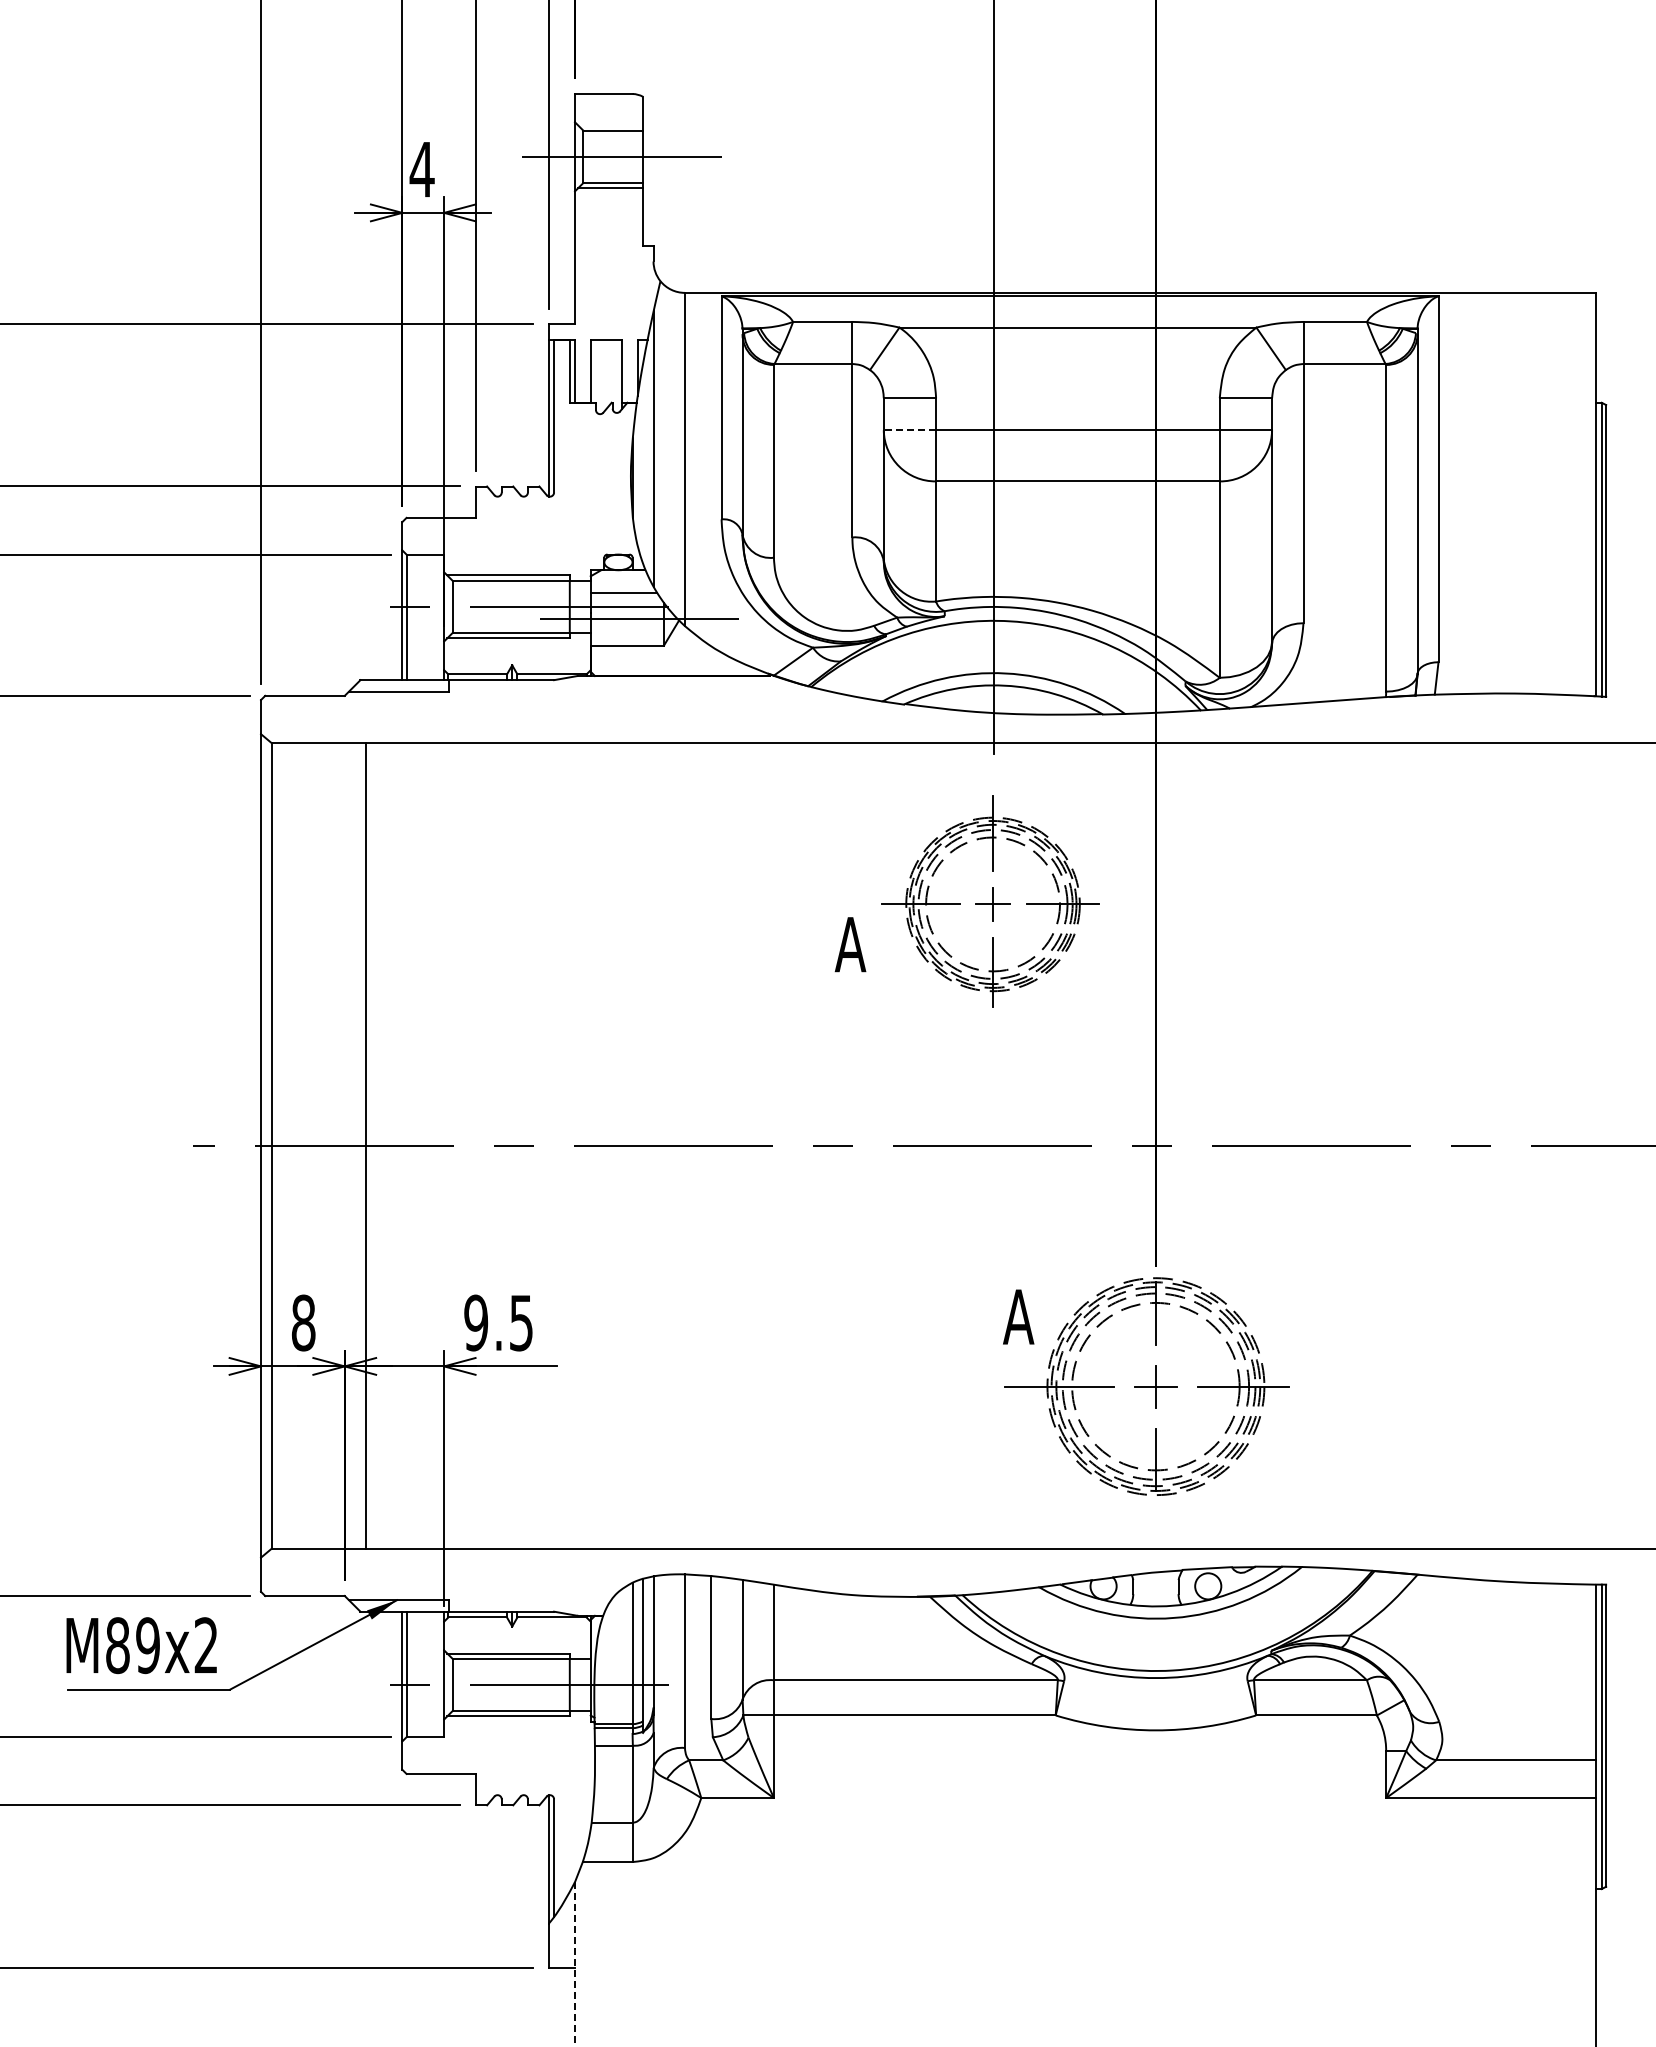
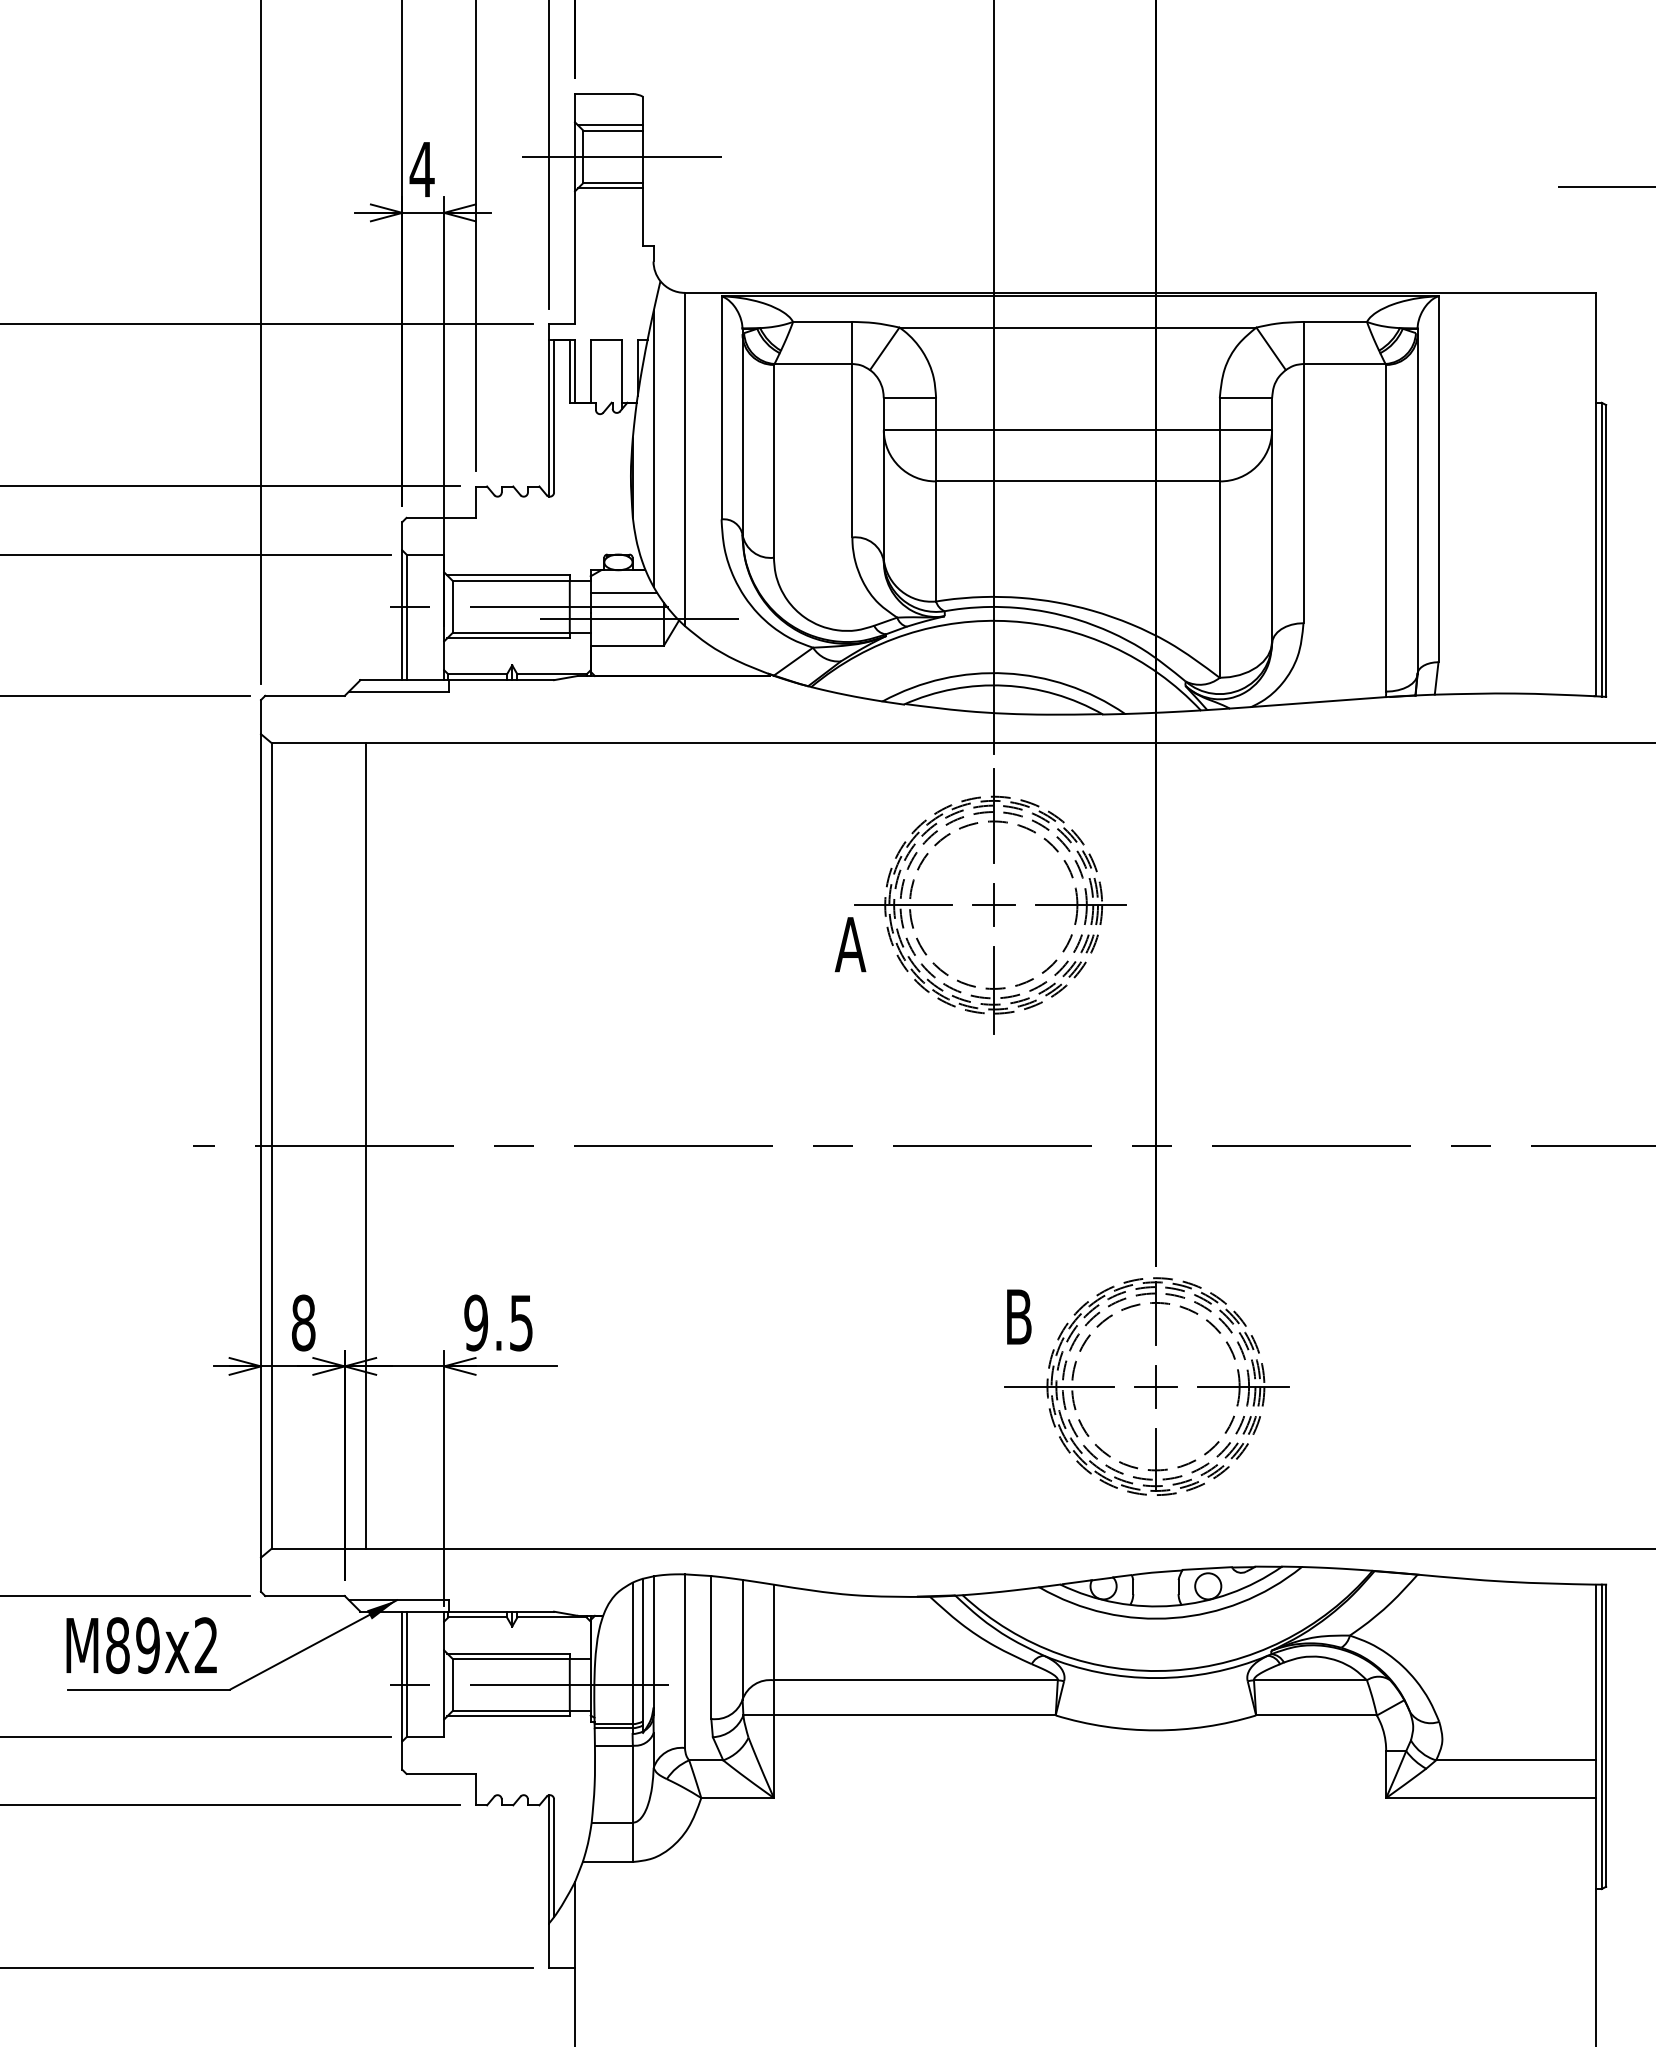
line: none -> present (610, 125)
line: none -> present (1604, 186)
line: dashed -> solid (909, 430)
part size: 219x213 px -> 273x267 px (990, 901)
text: A -> B (1018, 1316)
line: dashed -> solid (575, 1964)
